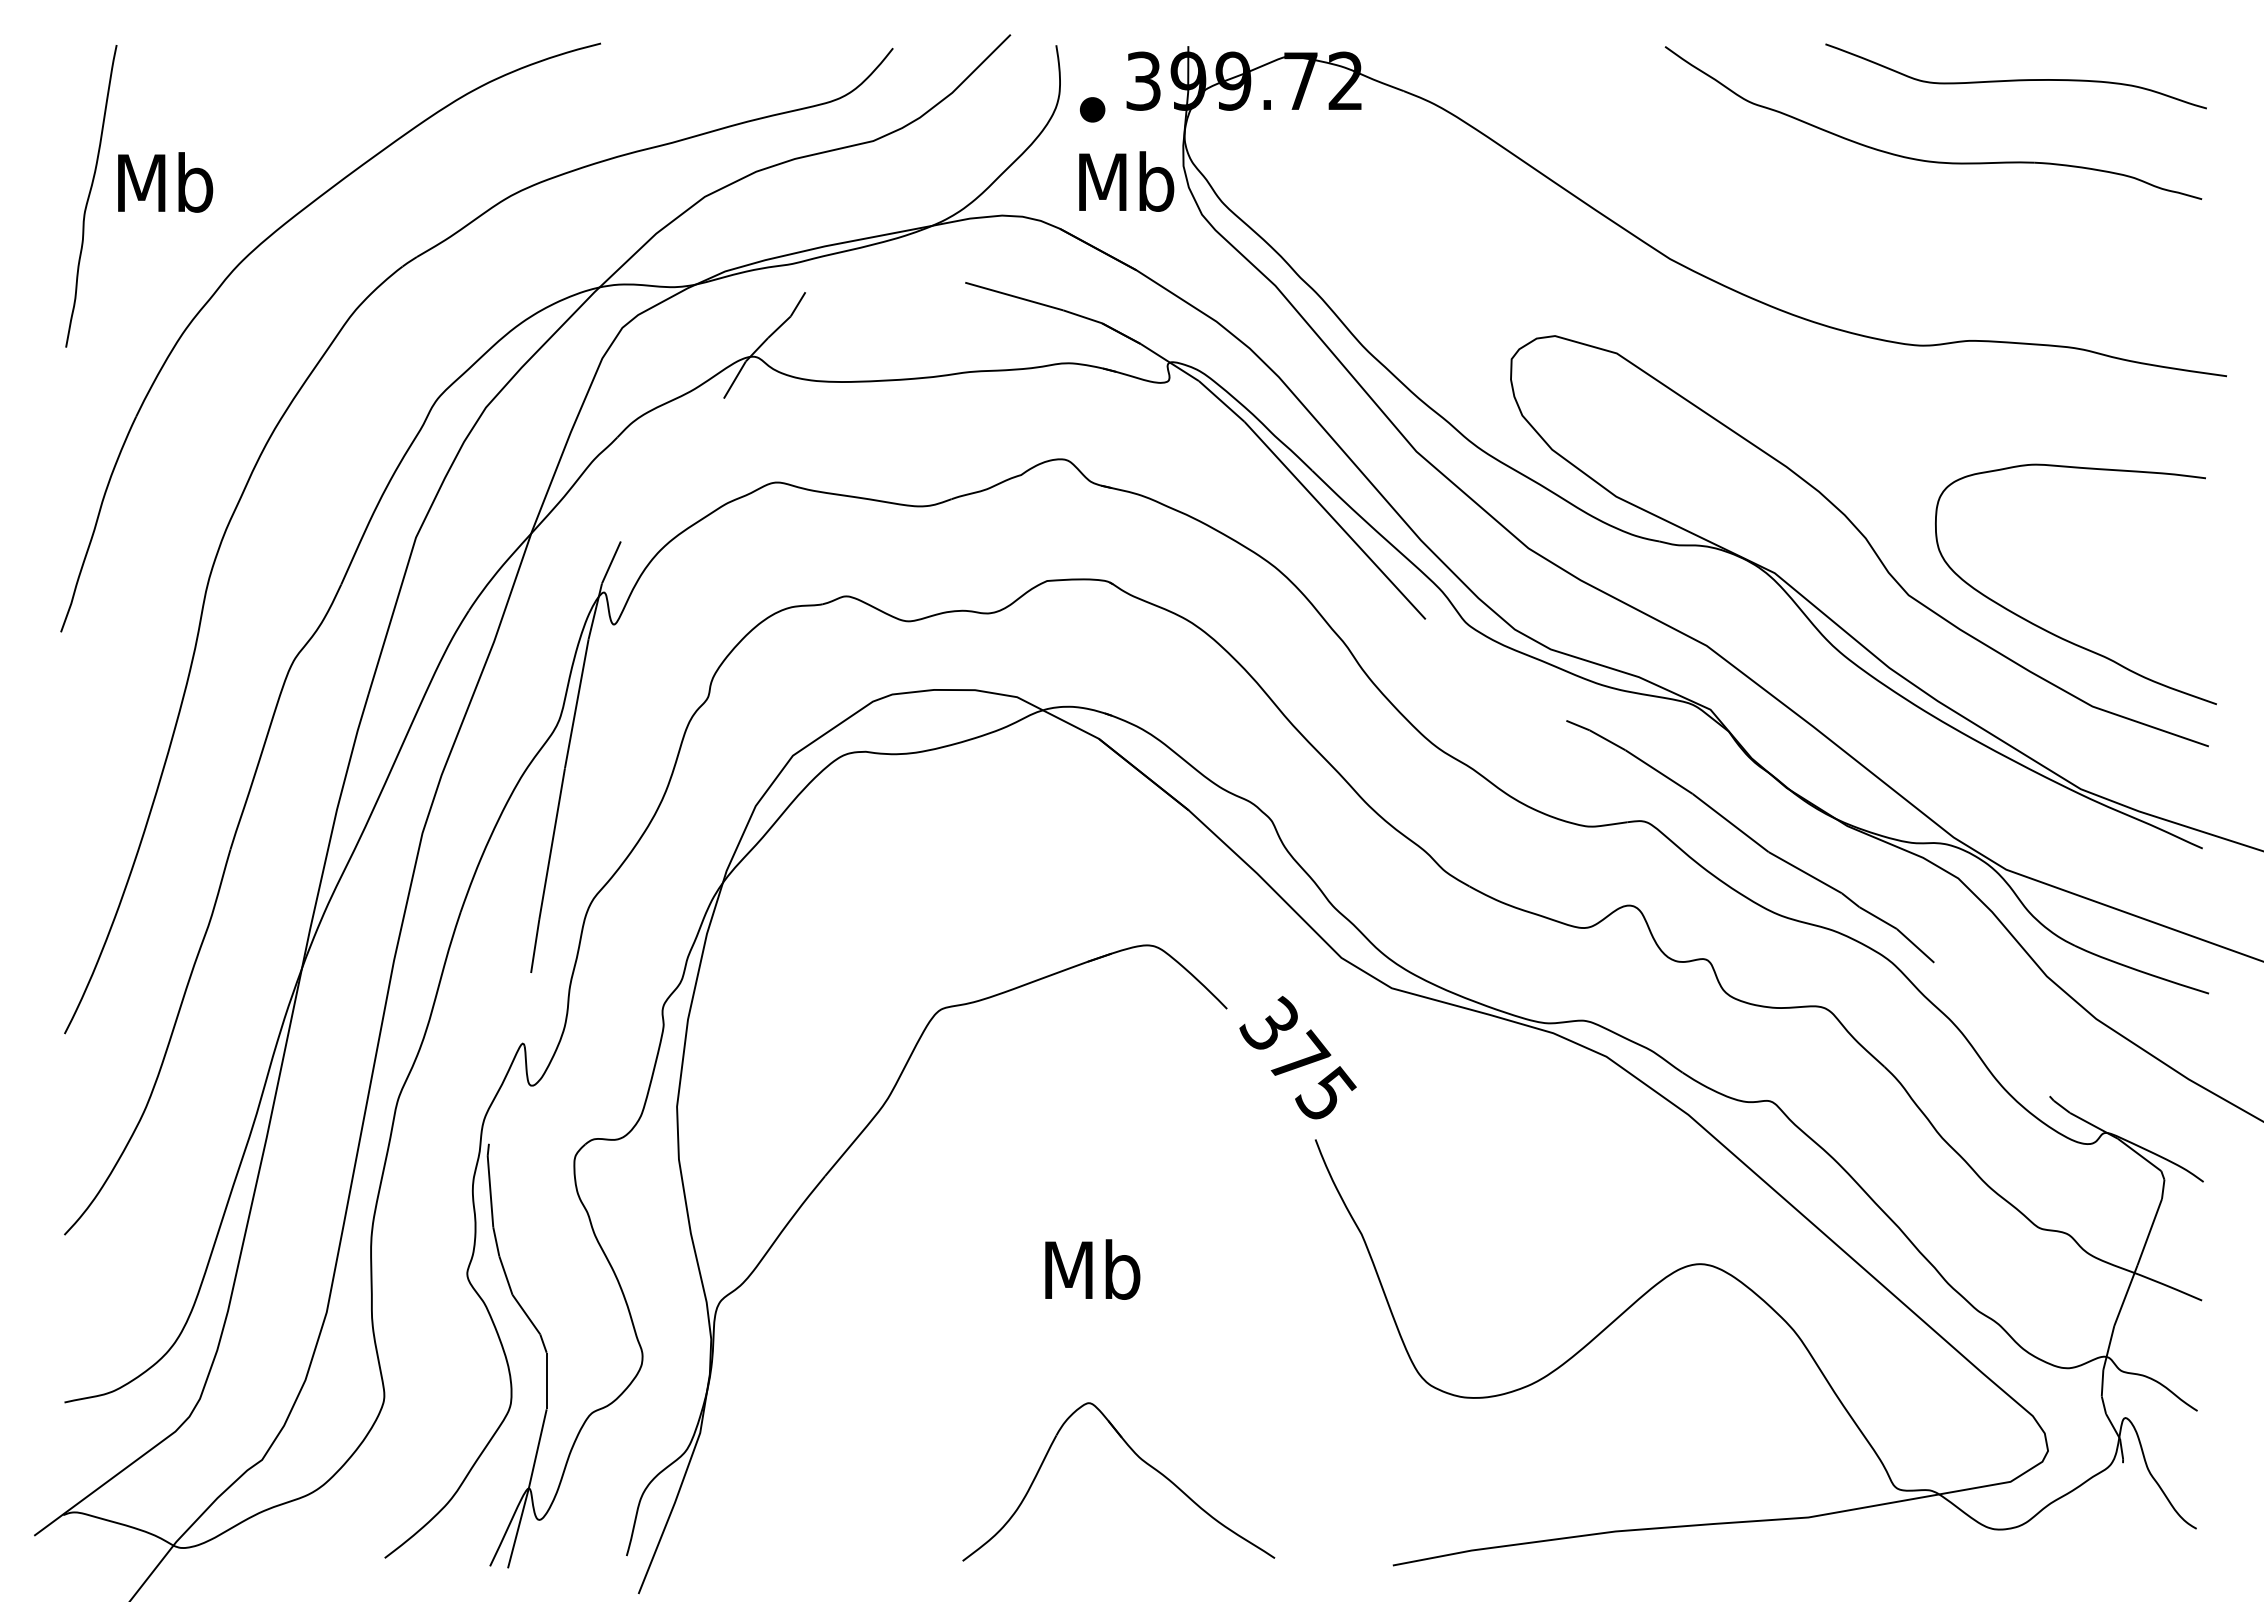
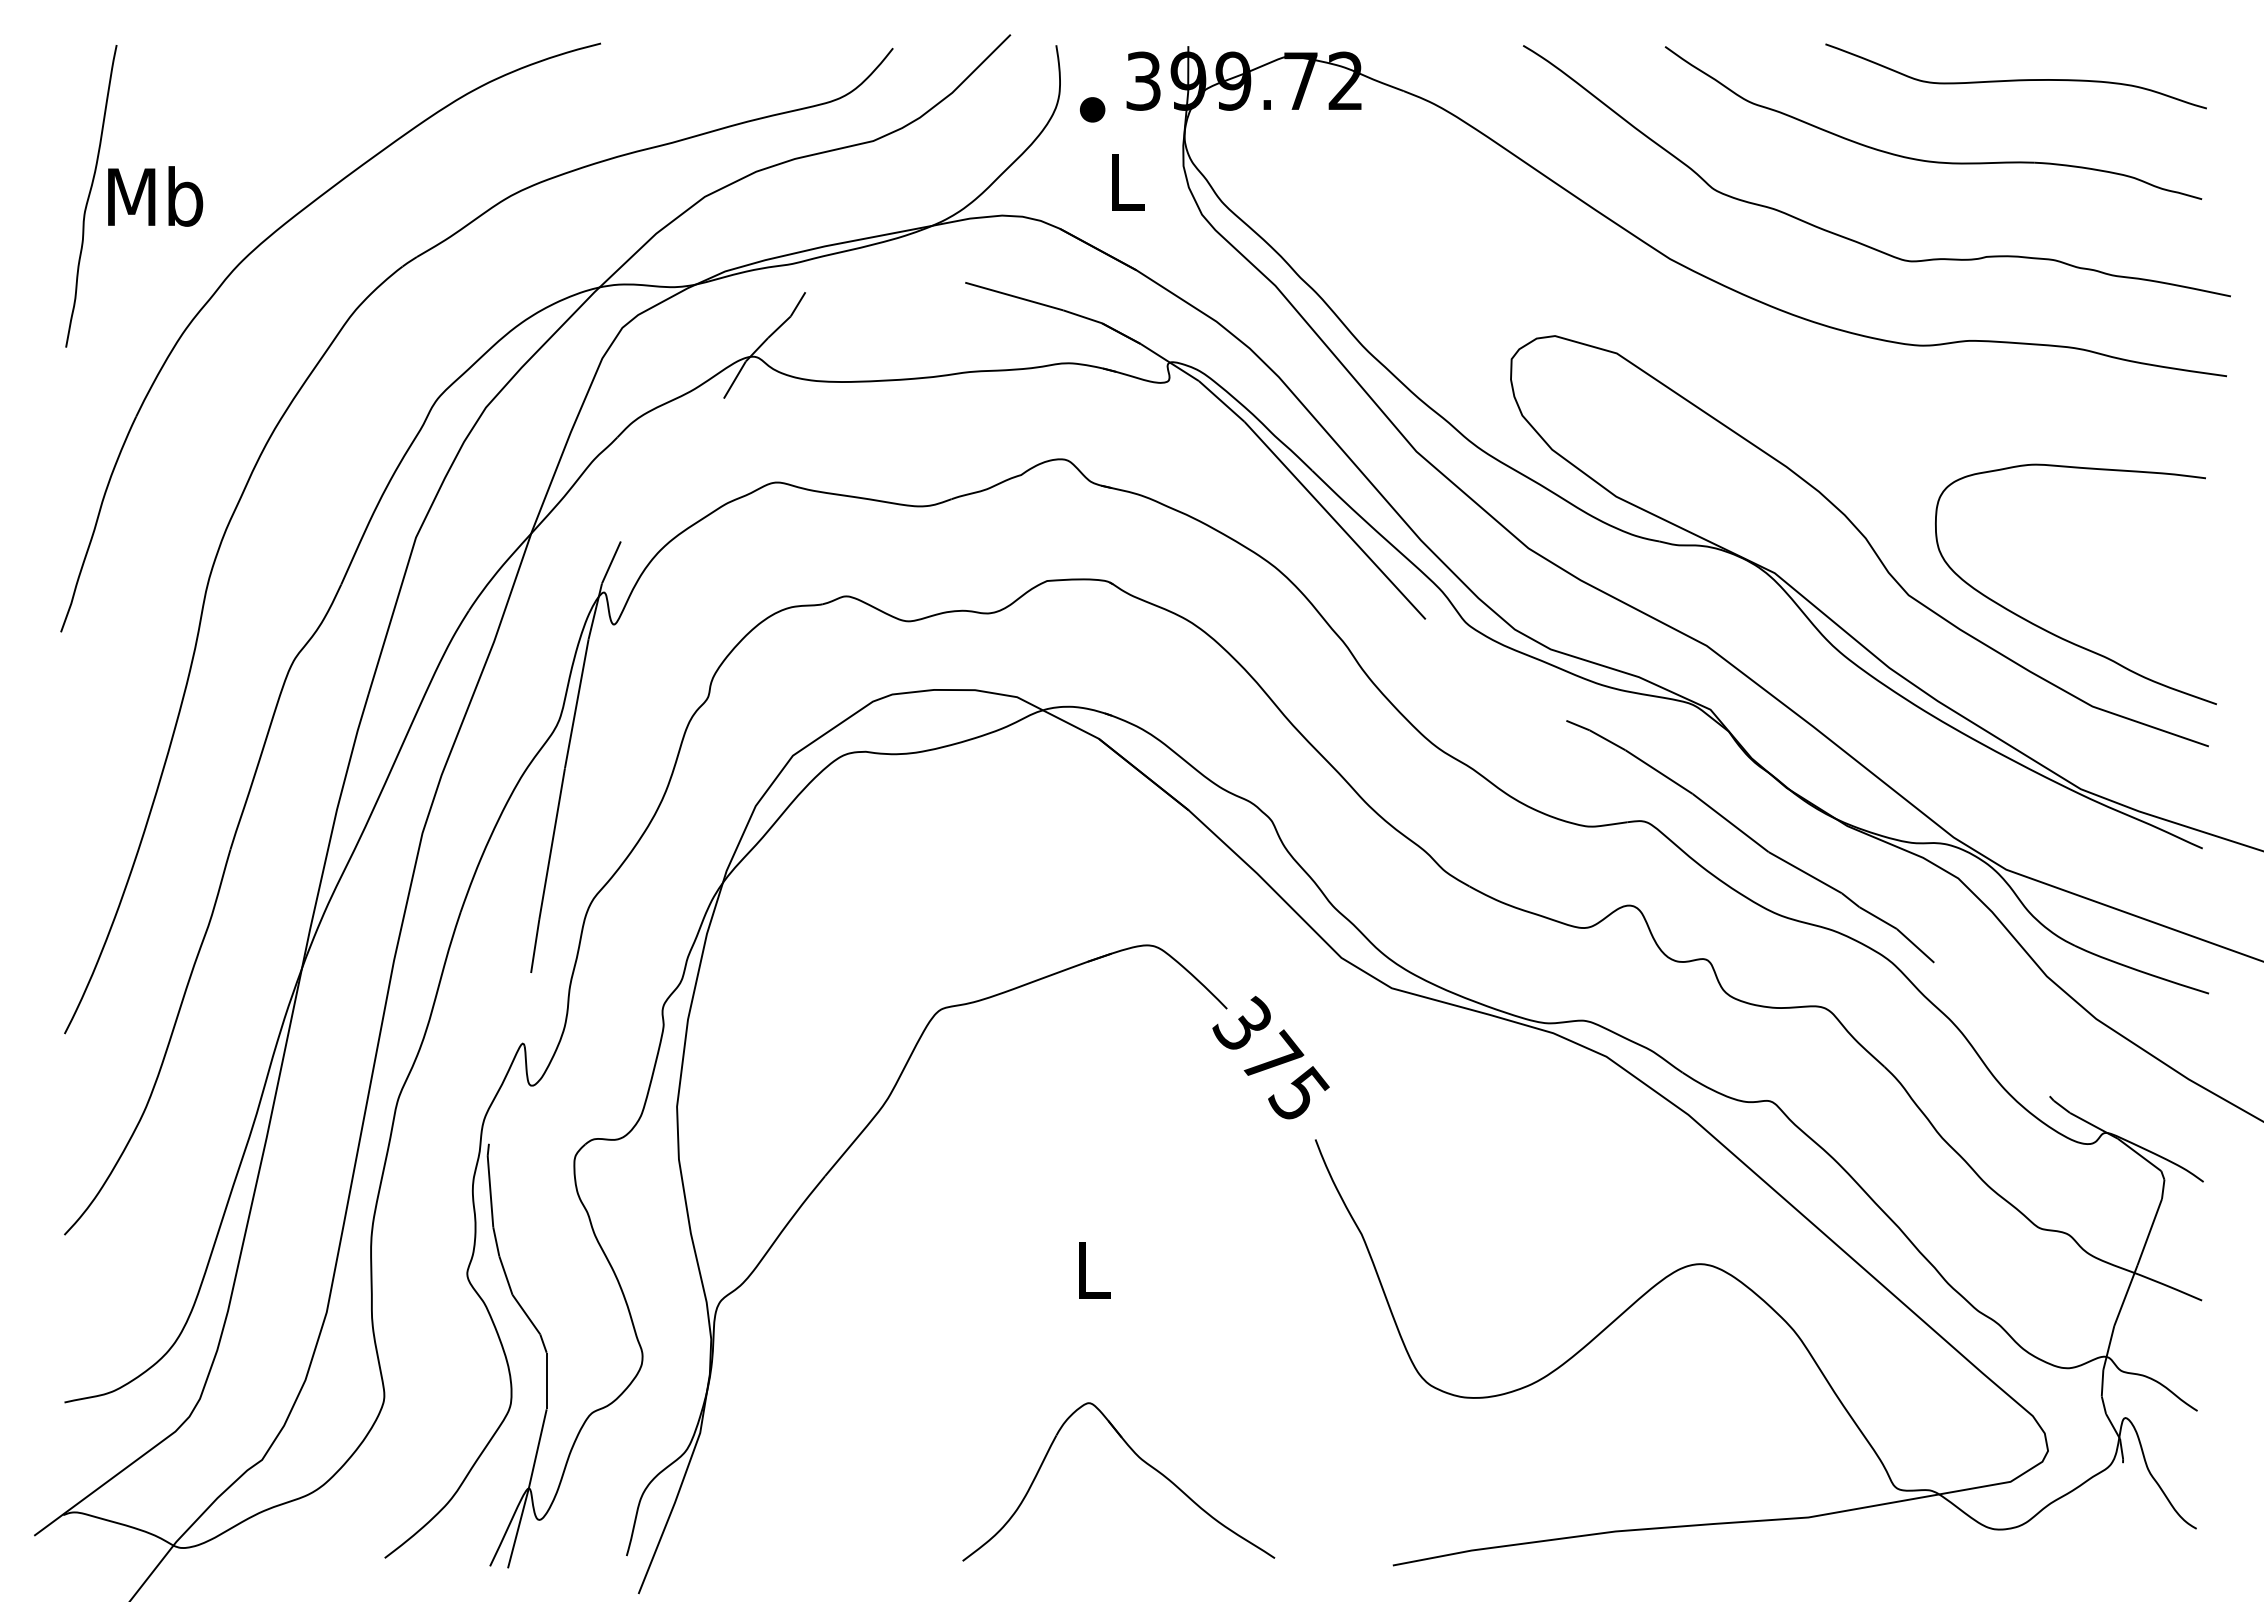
text: Mb -> L (1126, 181)
text position: (165, 182) -> (155, 196) (155, 196)
curve: none -> present (1853, 239)
text position: (1297, 1057) -> (1270, 1057) (1270, 1057)
text: Mb -> L (1092, 1269)
